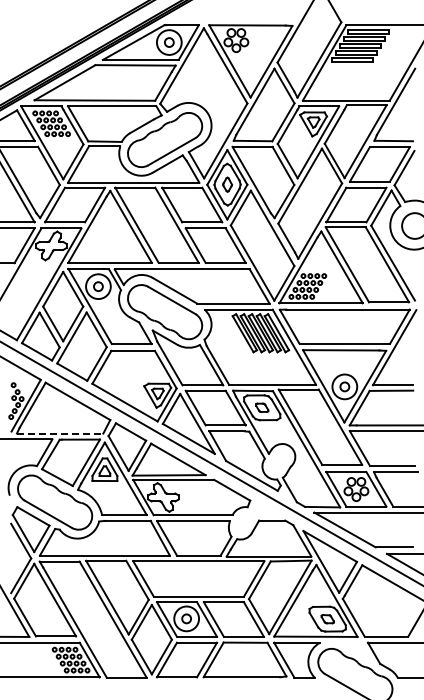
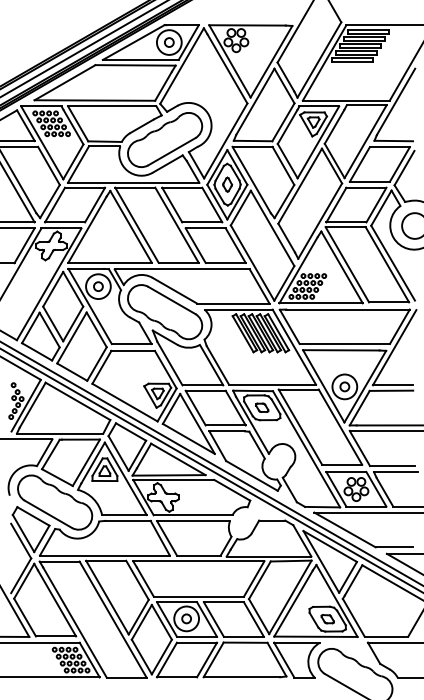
line: none -> present (83, 49)
line: dashed -> solid (60, 433)
line: none -> present (211, 470)
